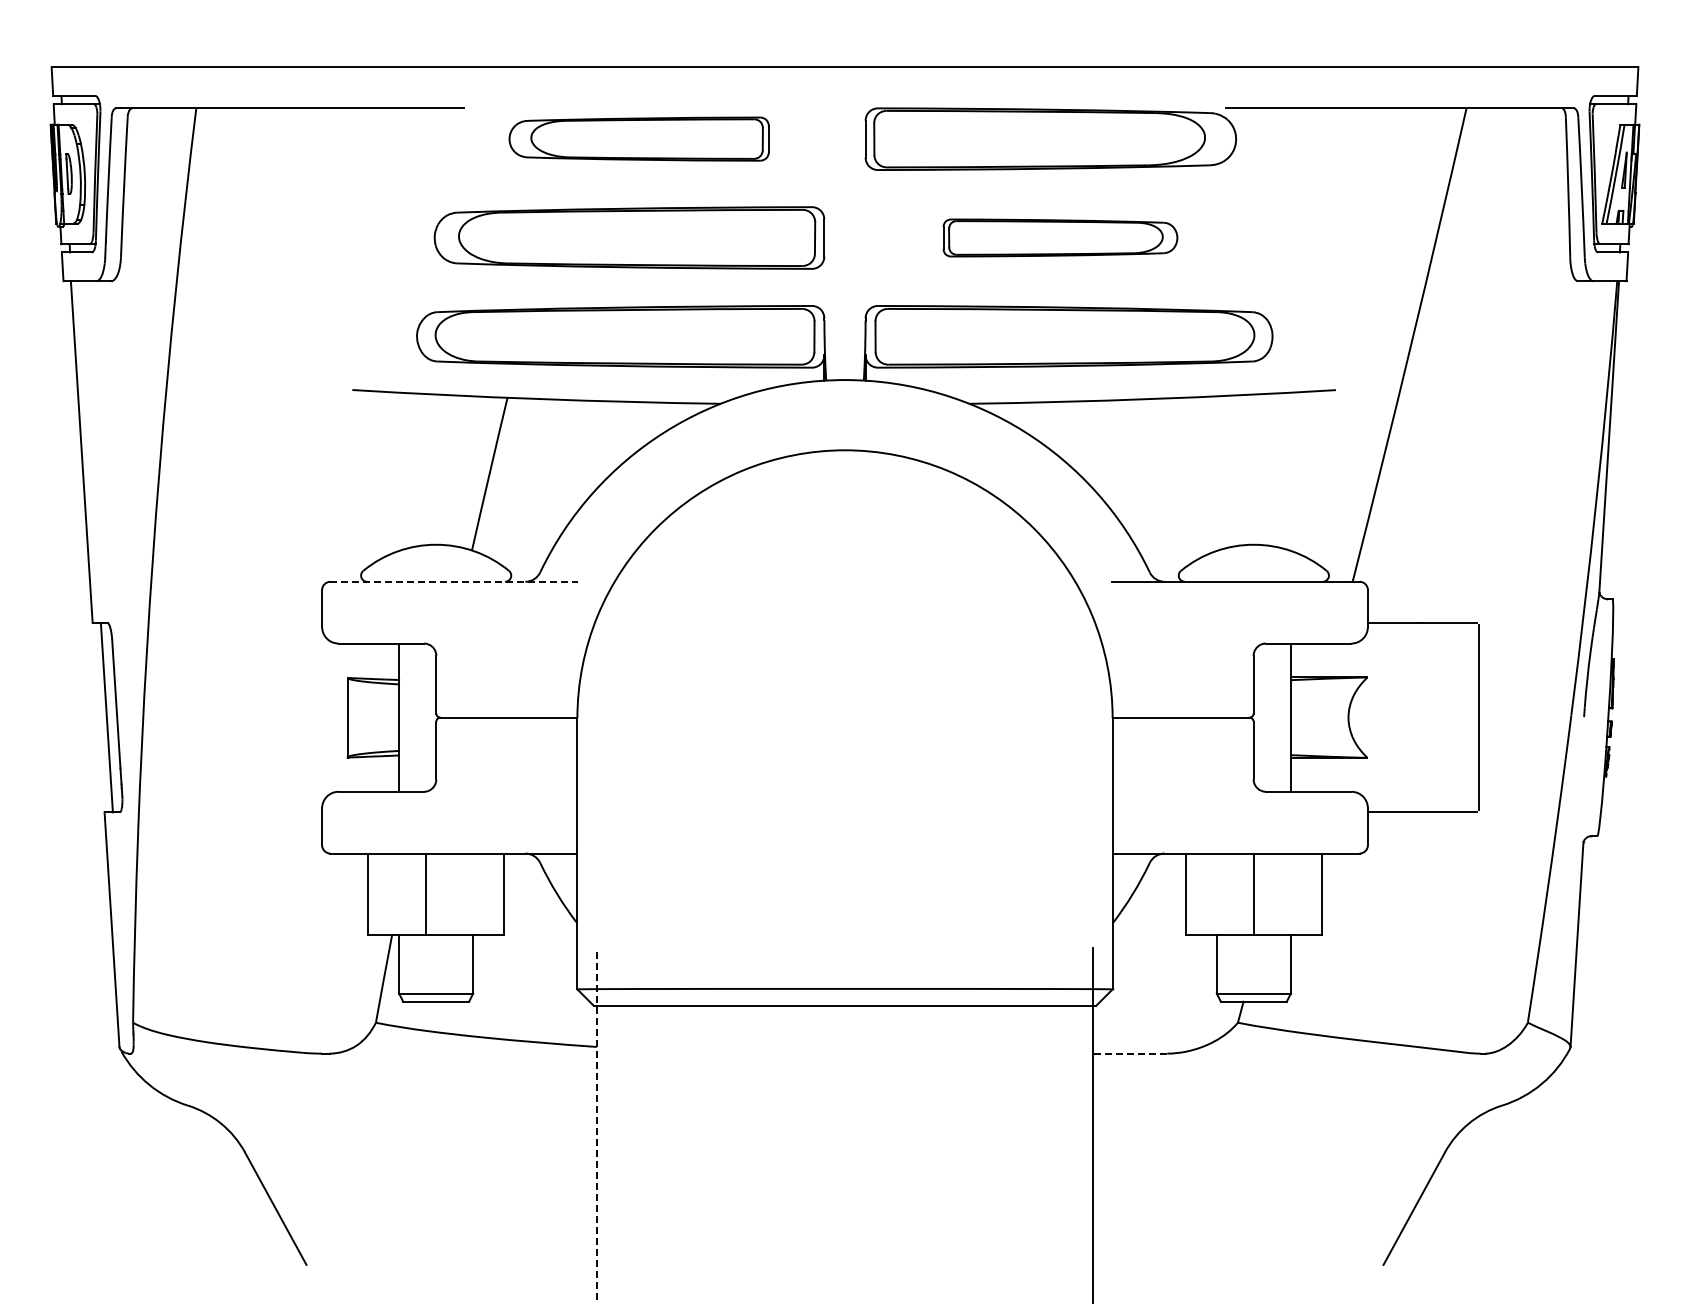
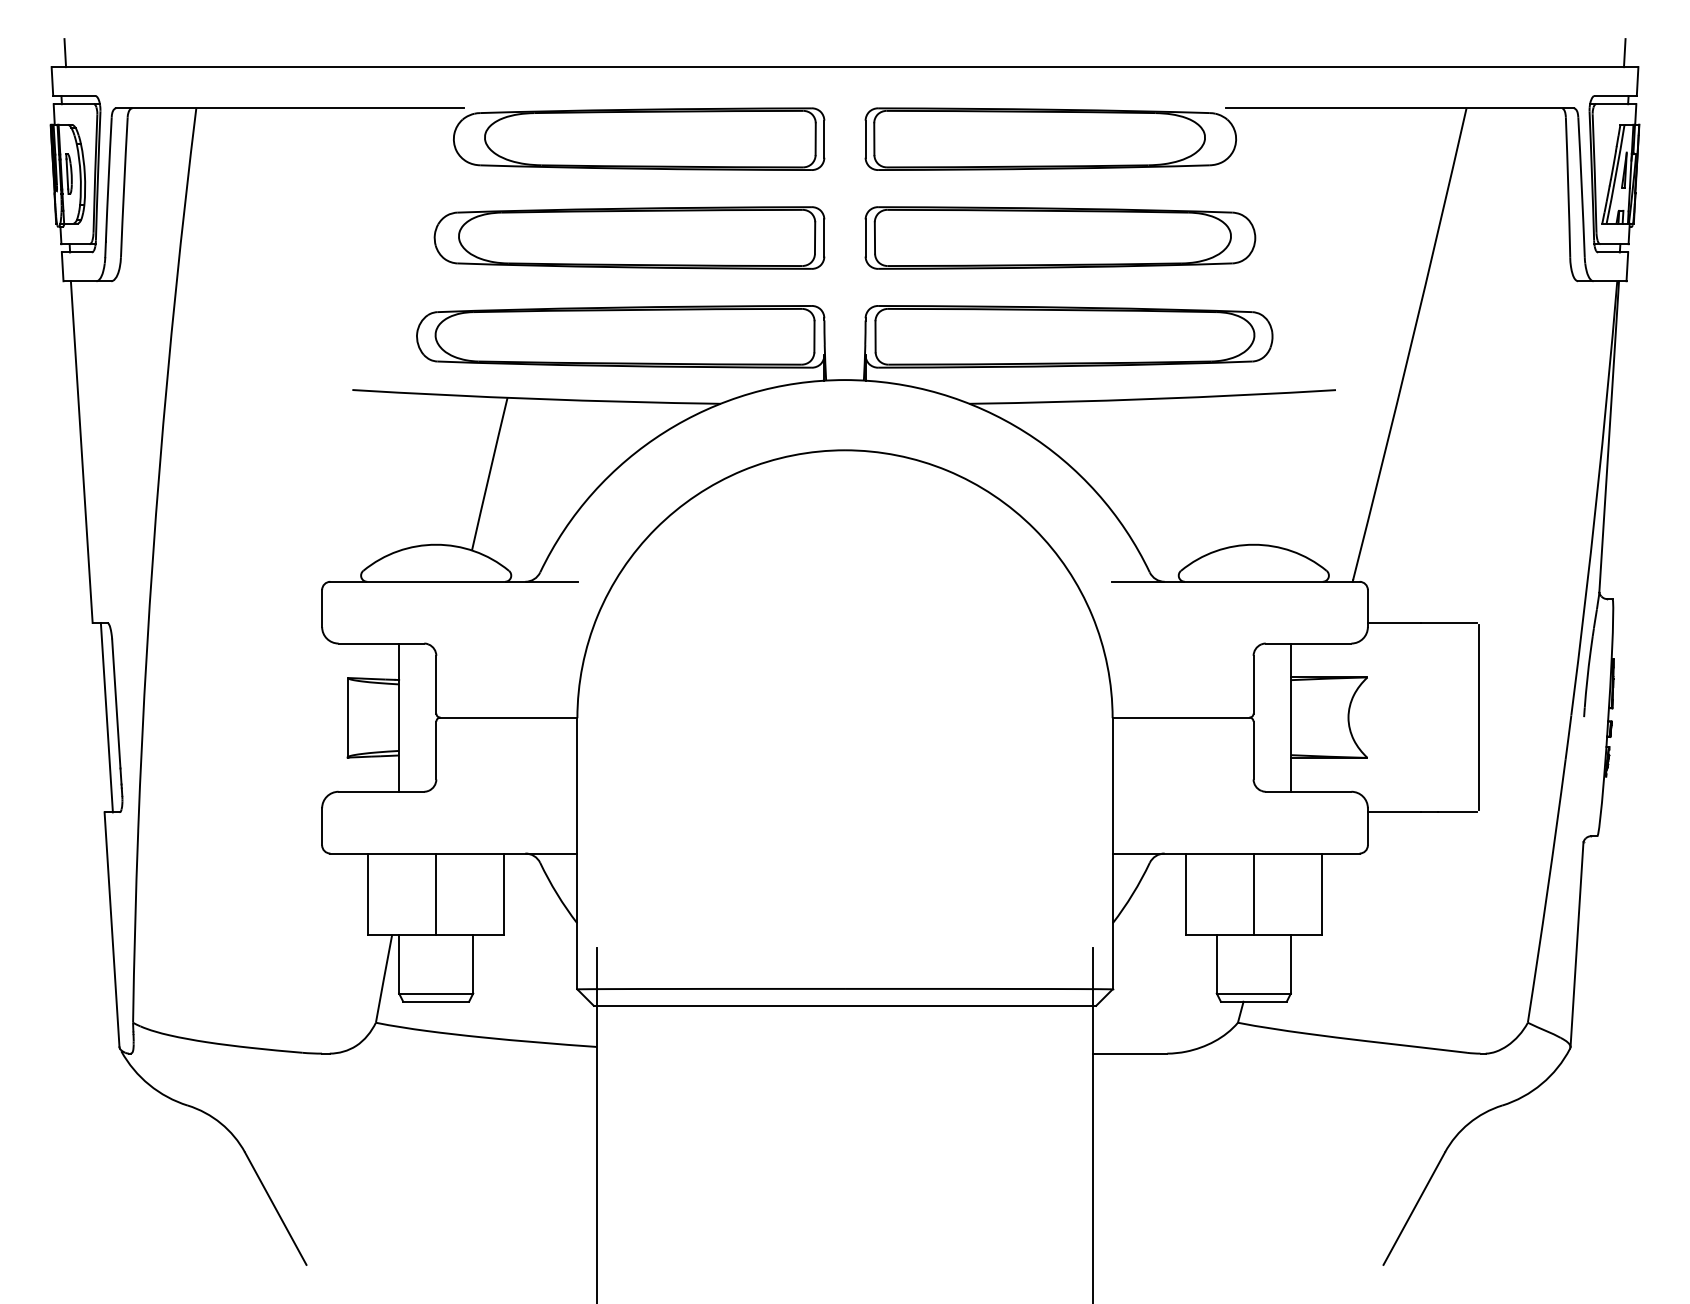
line: none -> present (65, 53)
line: none -> present (1624, 53)
part size: 262x46 px -> 373x64 px (639, 138)
part size: 237x40 px -> 393x64 px (1060, 237)
line: dashed -> solid (454, 581)
line position: (426, 893) -> (436, 893) (436, 893)
line: dashed -> solid (1129, 1053)
line: dashed -> solid (596, 1125)
